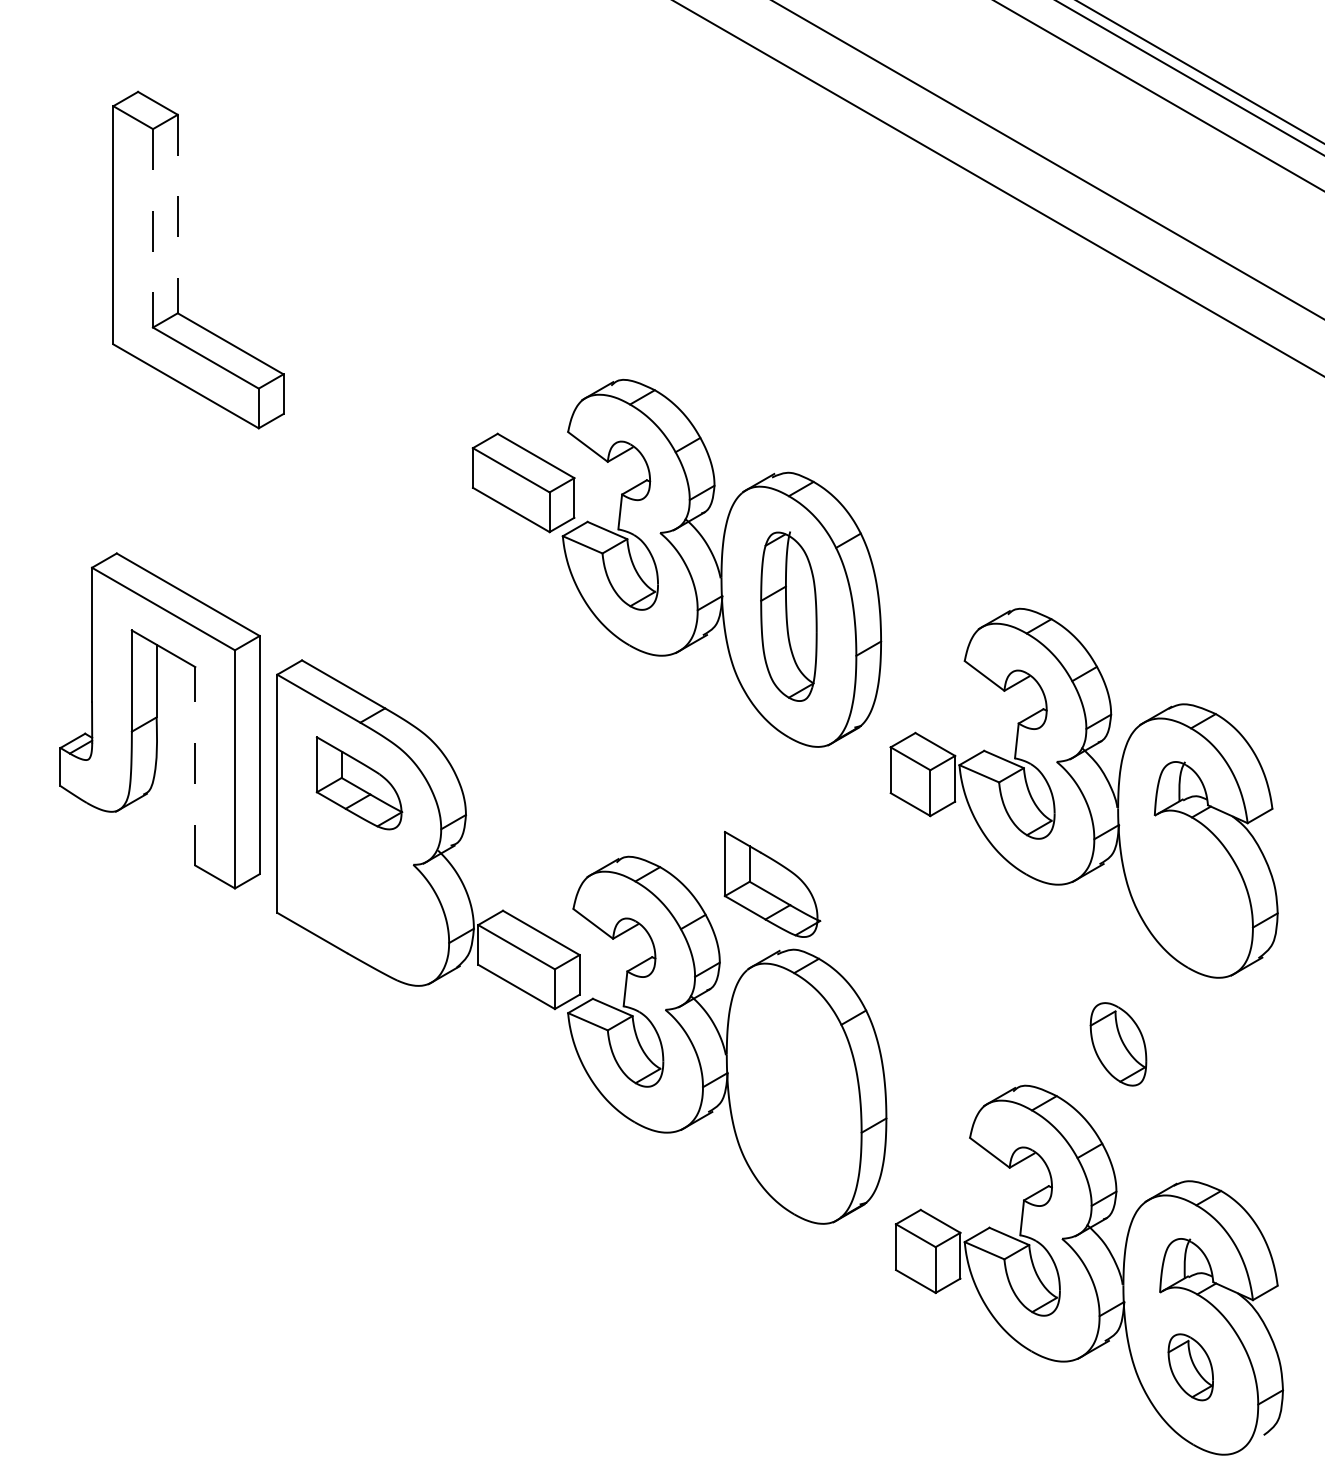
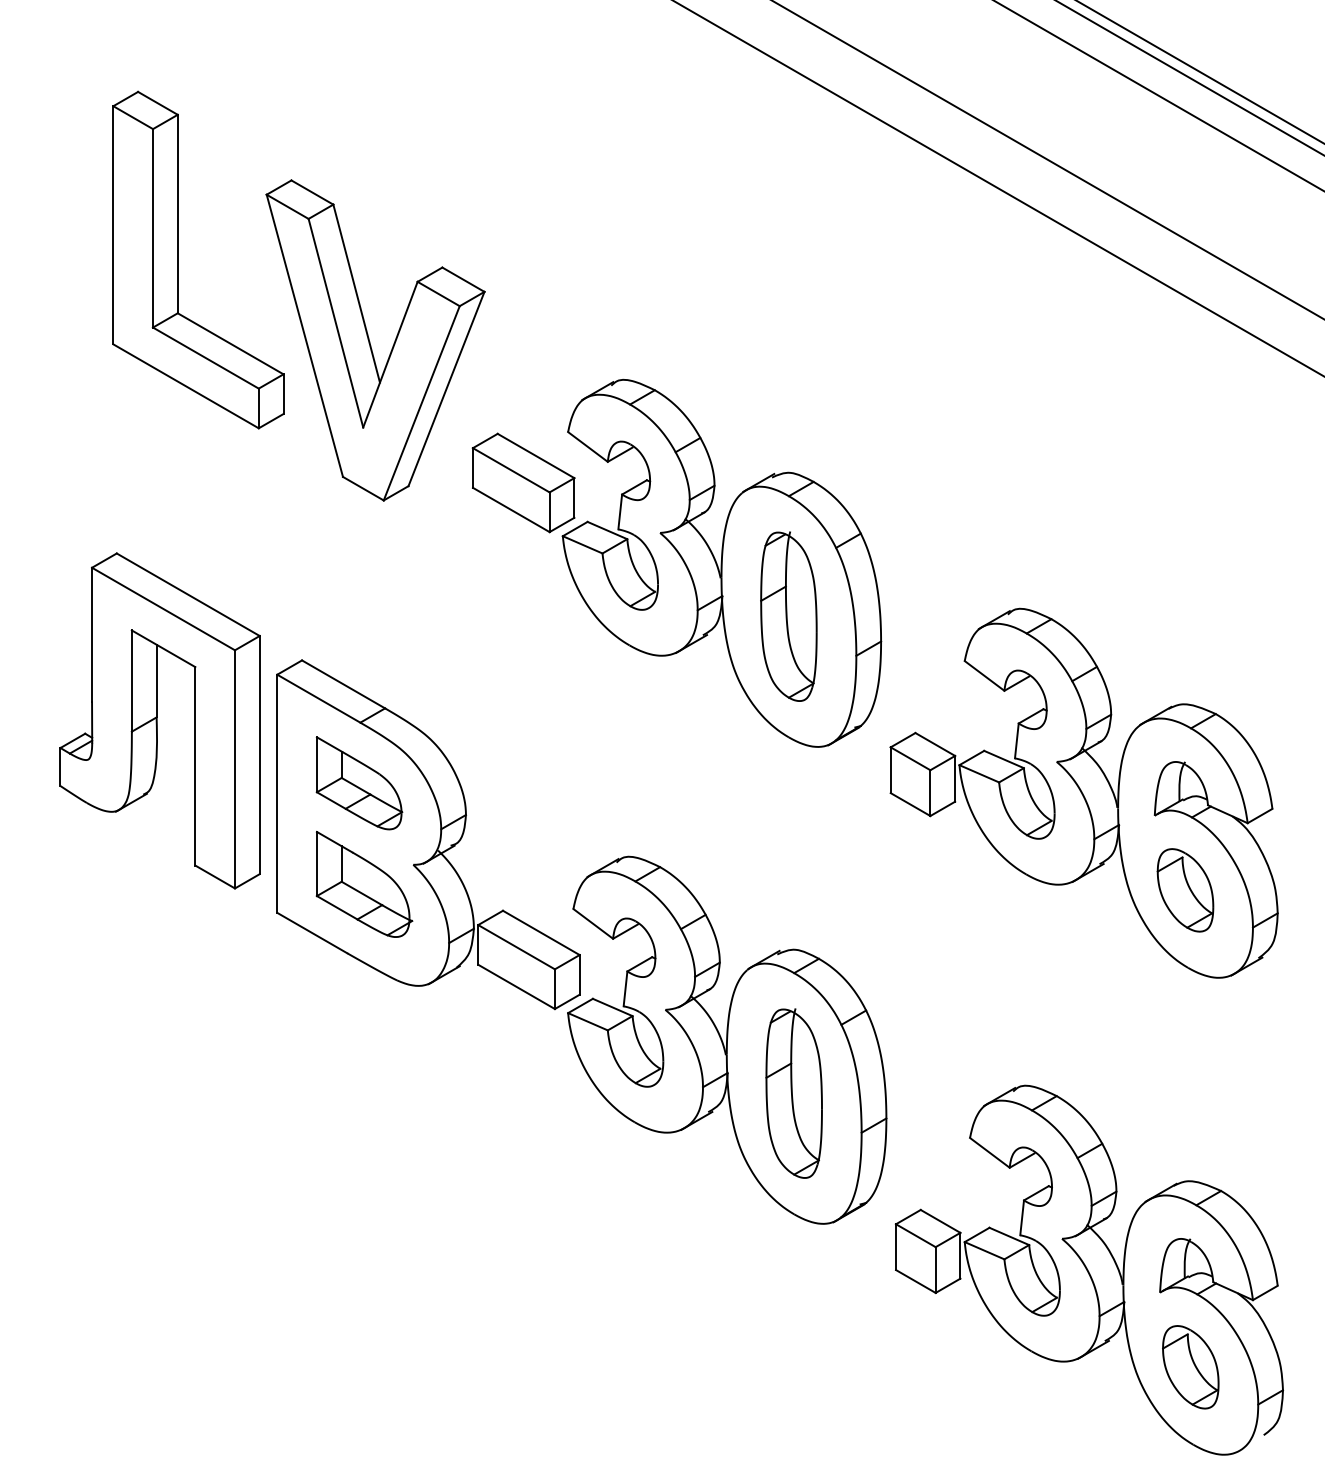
line: dashed -> solid (177, 214)
line: dashed -> solid (153, 228)
part: none -> present (375, 340)
line: dashed -> solid (195, 765)
part position: (772, 883) -> (364, 883) (364, 883)
part position: (1118, 1044) -> (1185, 890) (1185, 890)
part: none -> present (793, 1093)
part size: 47x69 px -> 58x85 px (1190, 1367)
